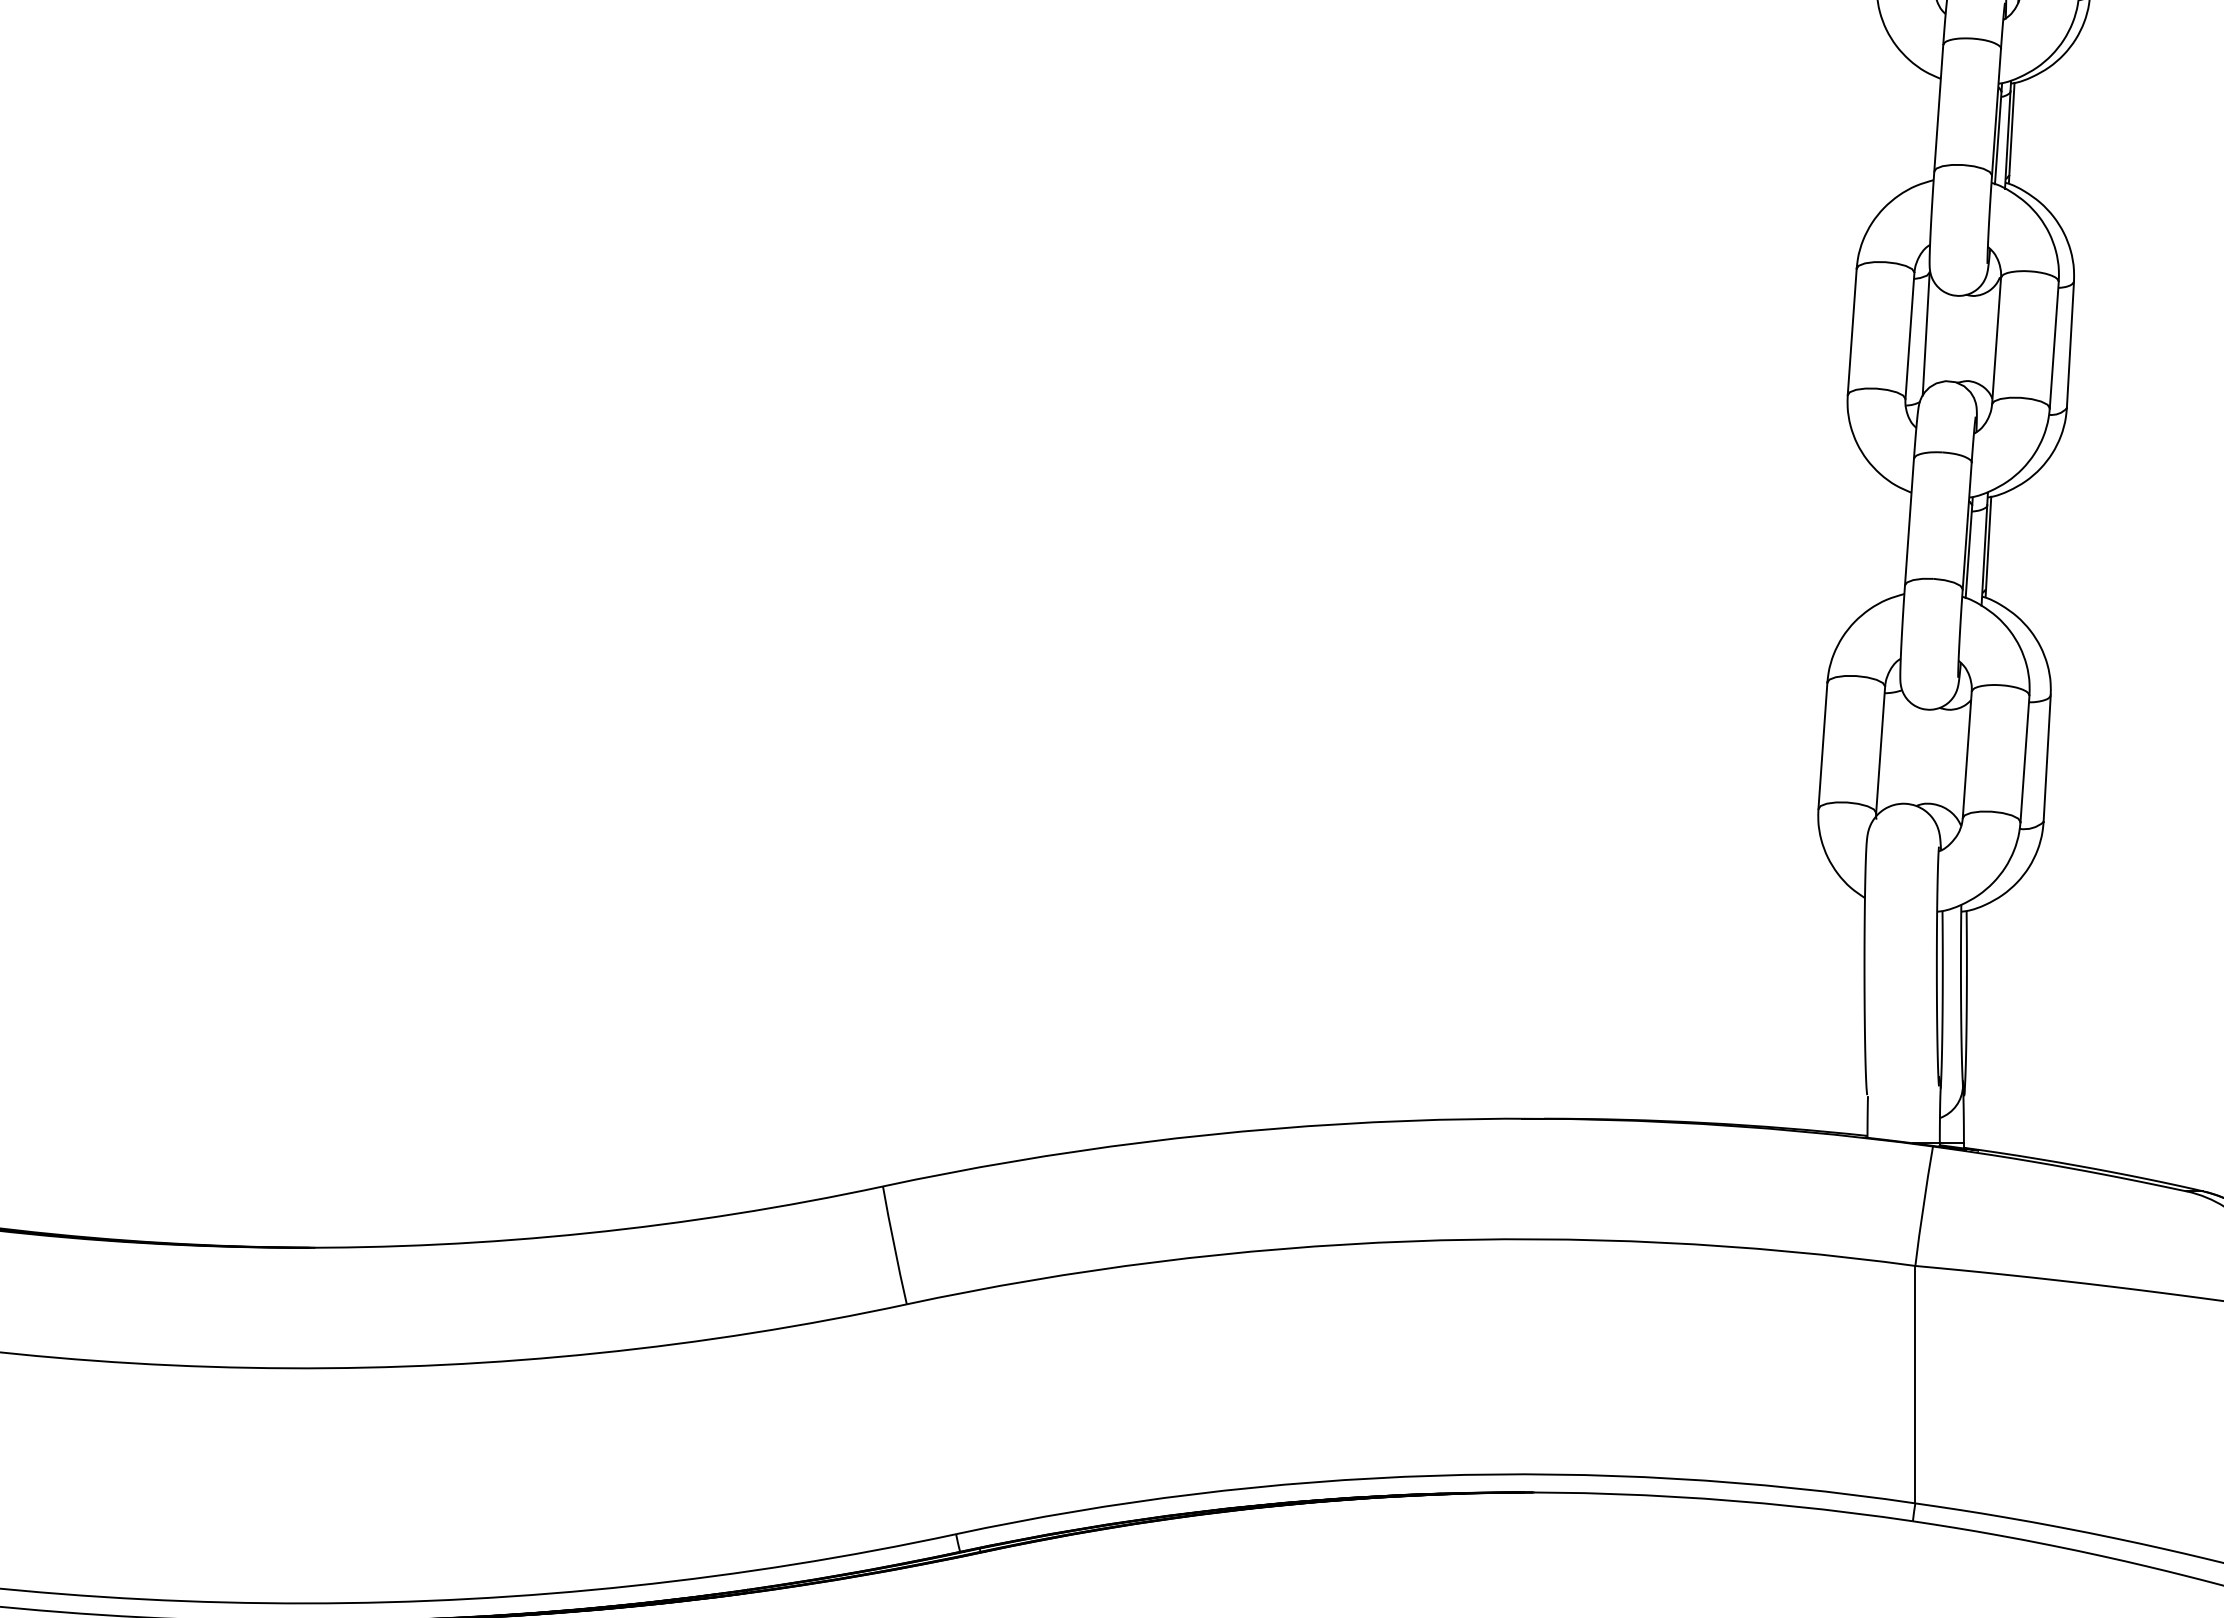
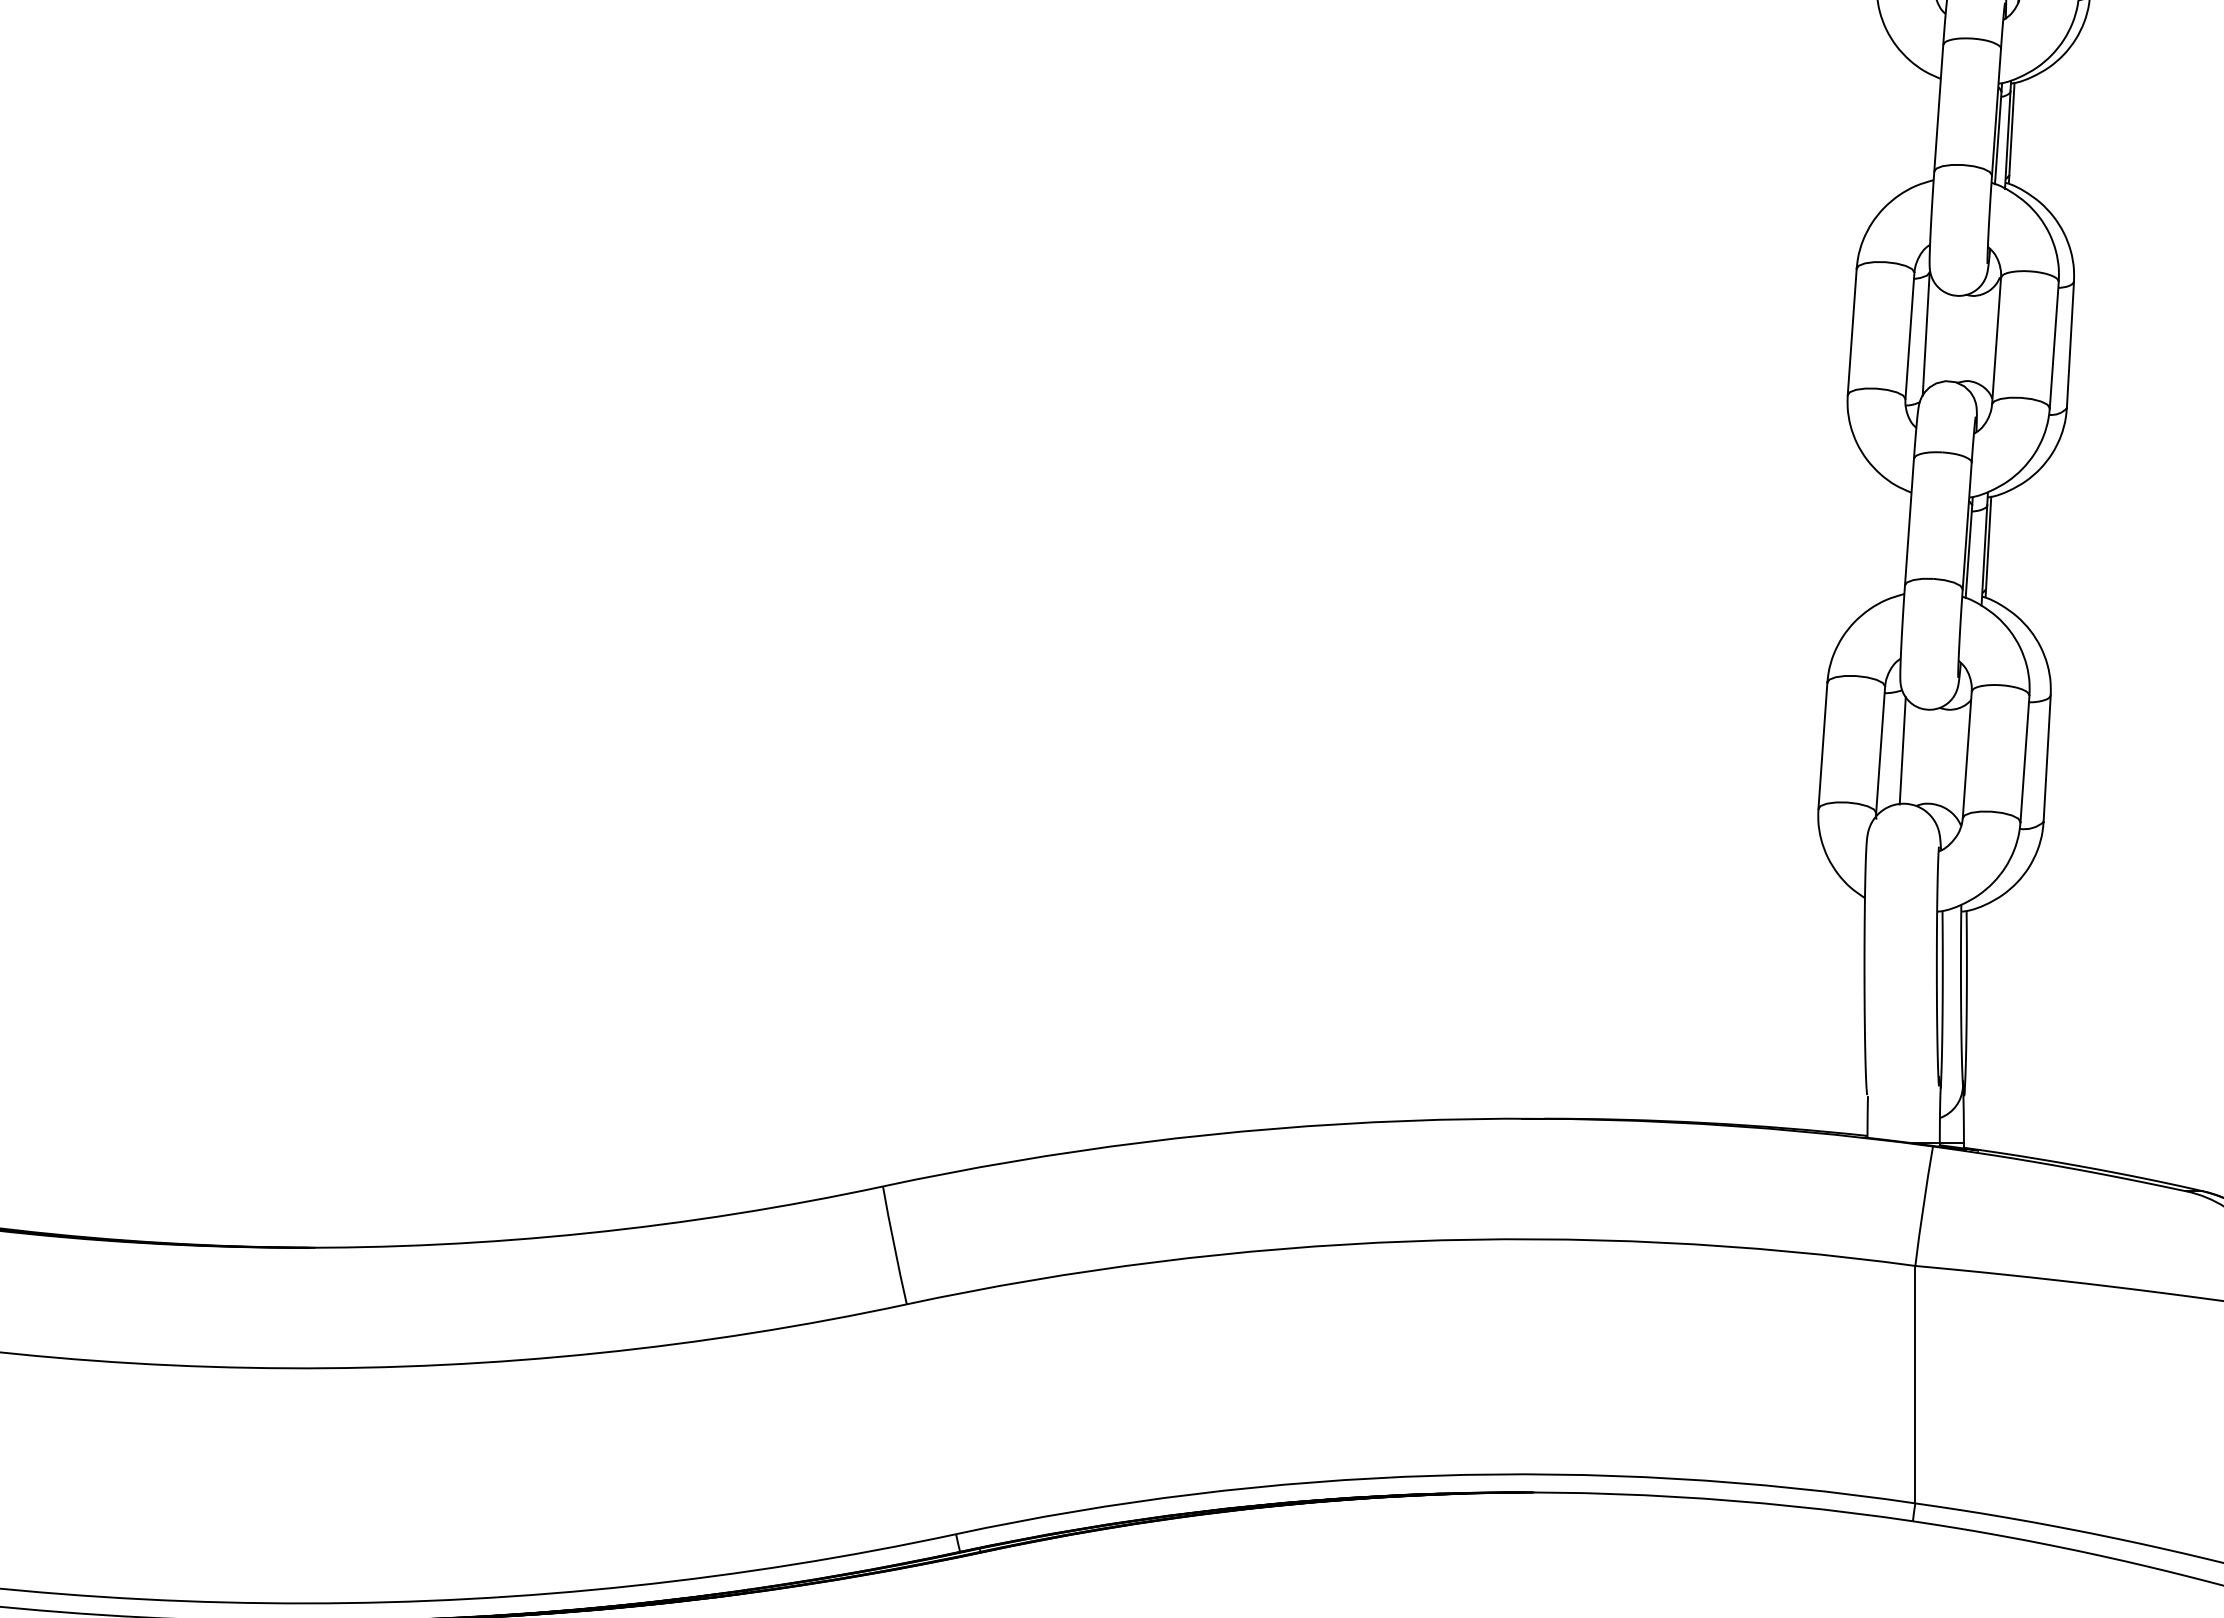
line: none -> present (1902, 750)
